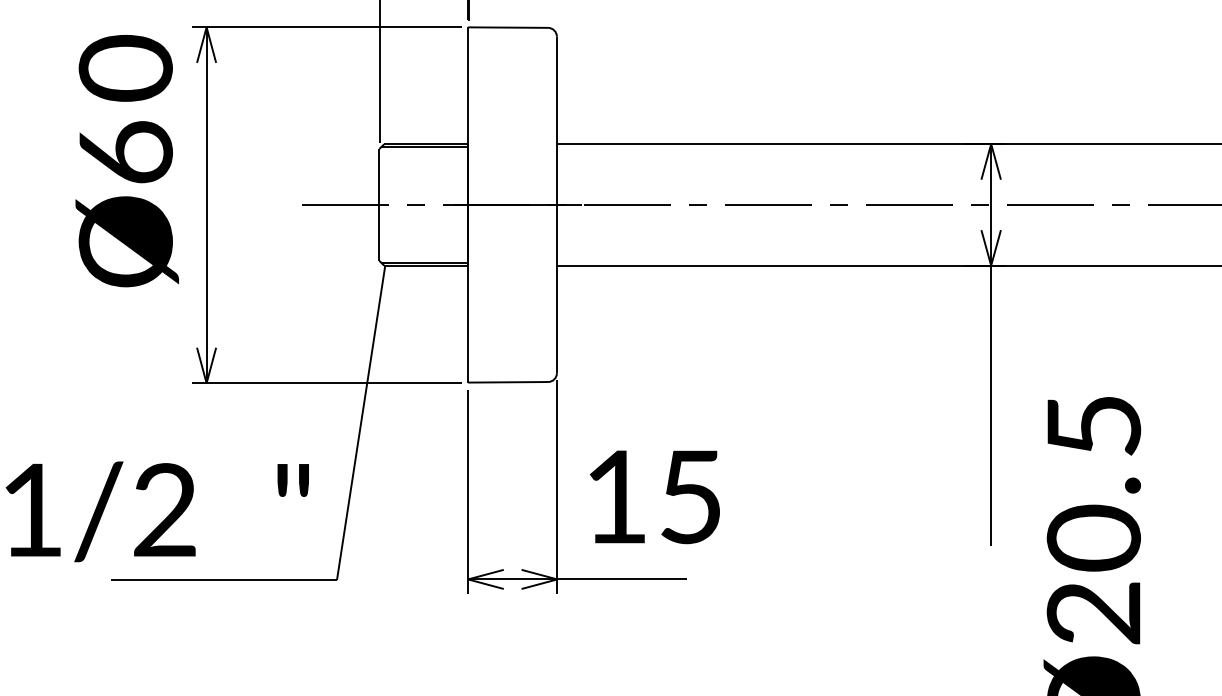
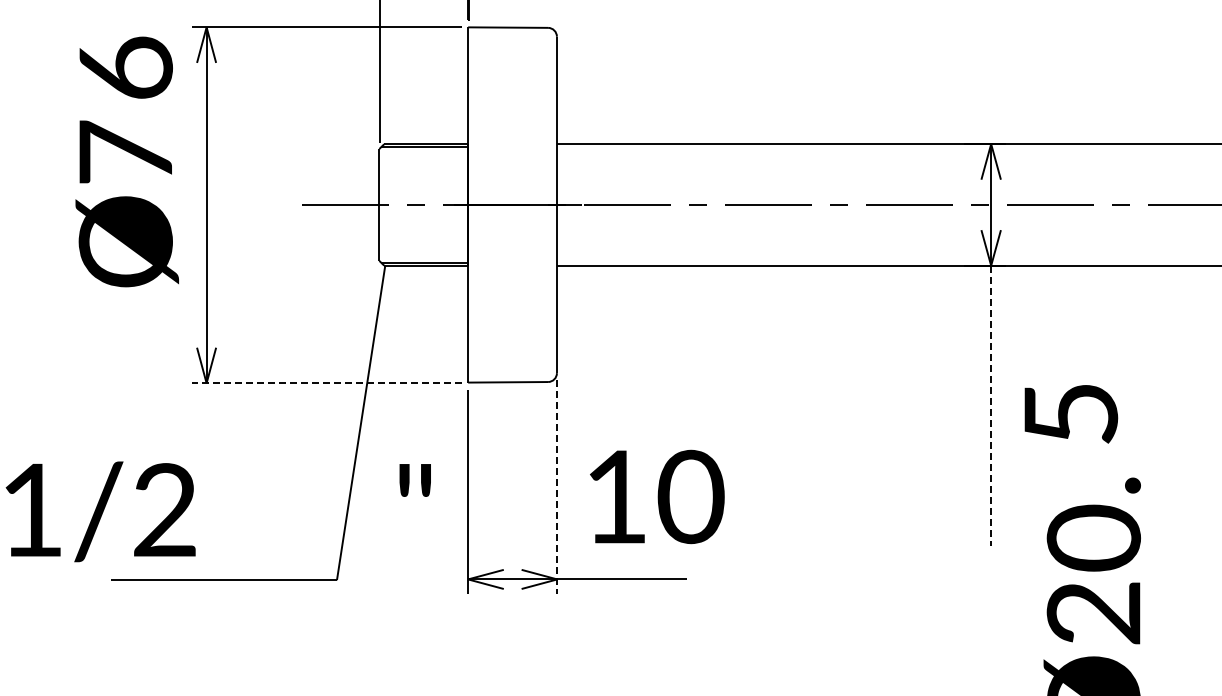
text: 0 -> 6 (125, 67)
text: Ø6 -> Ø7 (125, 151)
line: solid -> dashed (326, 383)
line: solid -> dashed (991, 406)
text position: (1094, 426) -> (1071, 414) (1071, 414)
text position: (292, 480) -> (414, 480) (414, 480)
line: solid -> dashed (557, 487)
text: 15 -> 10 (690, 496)
